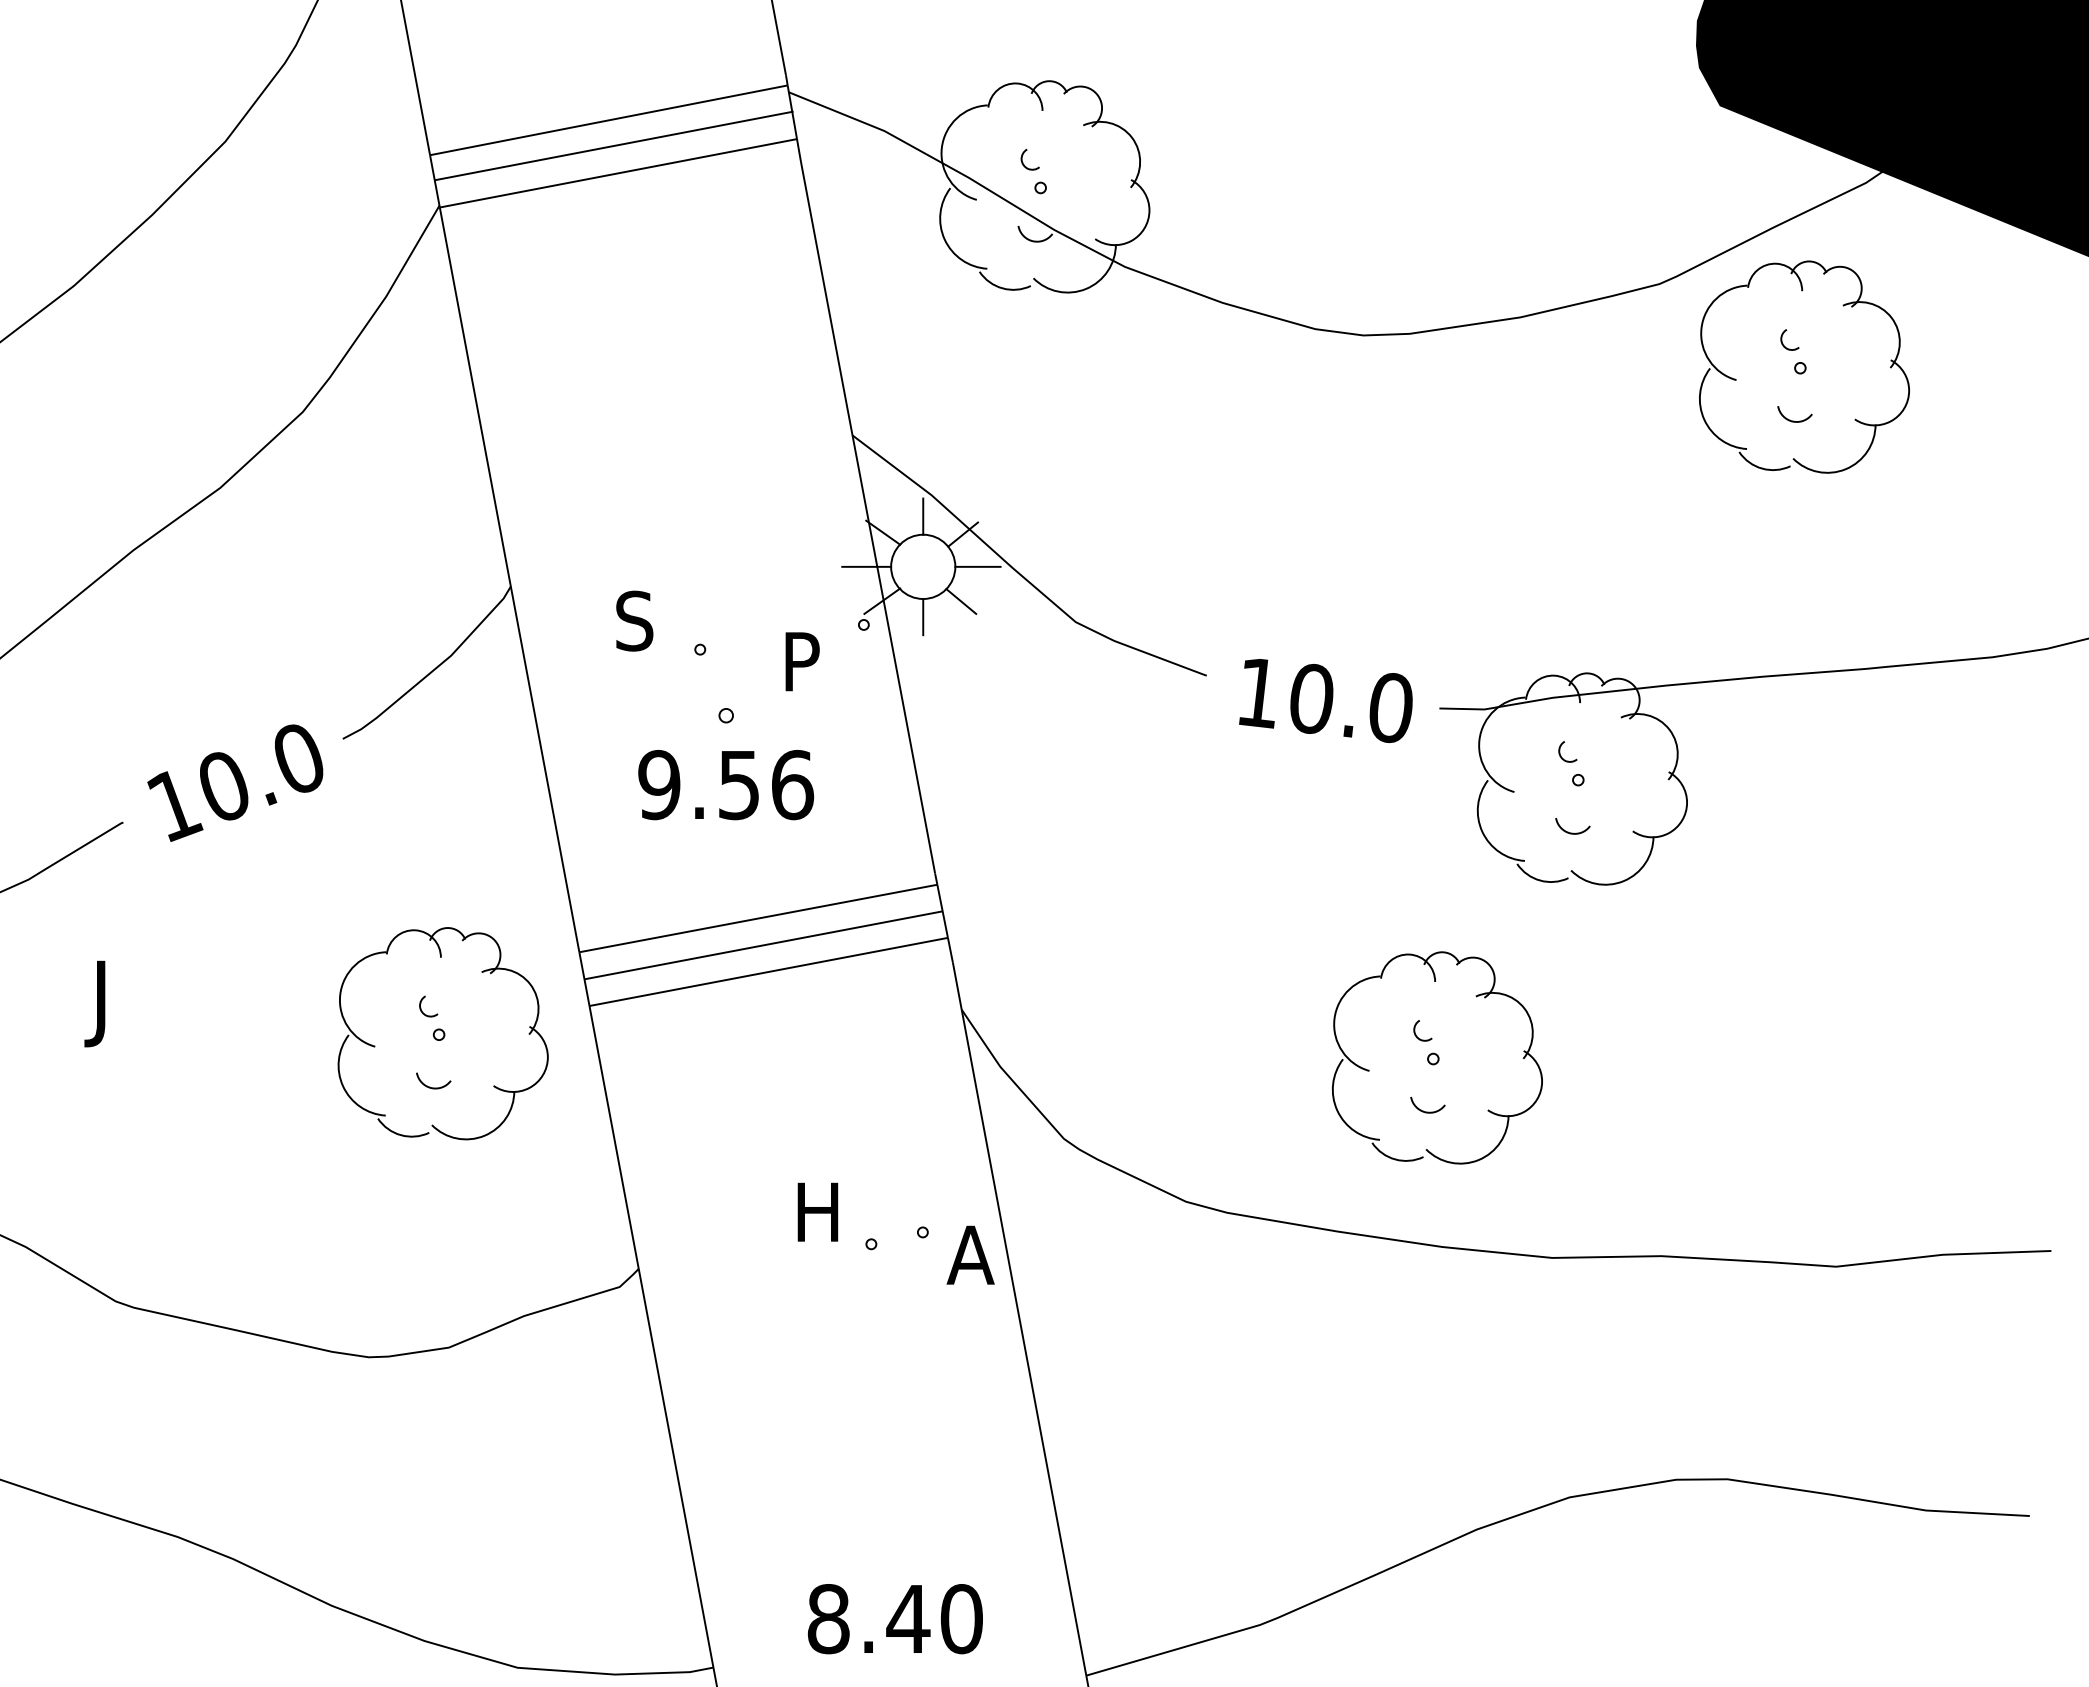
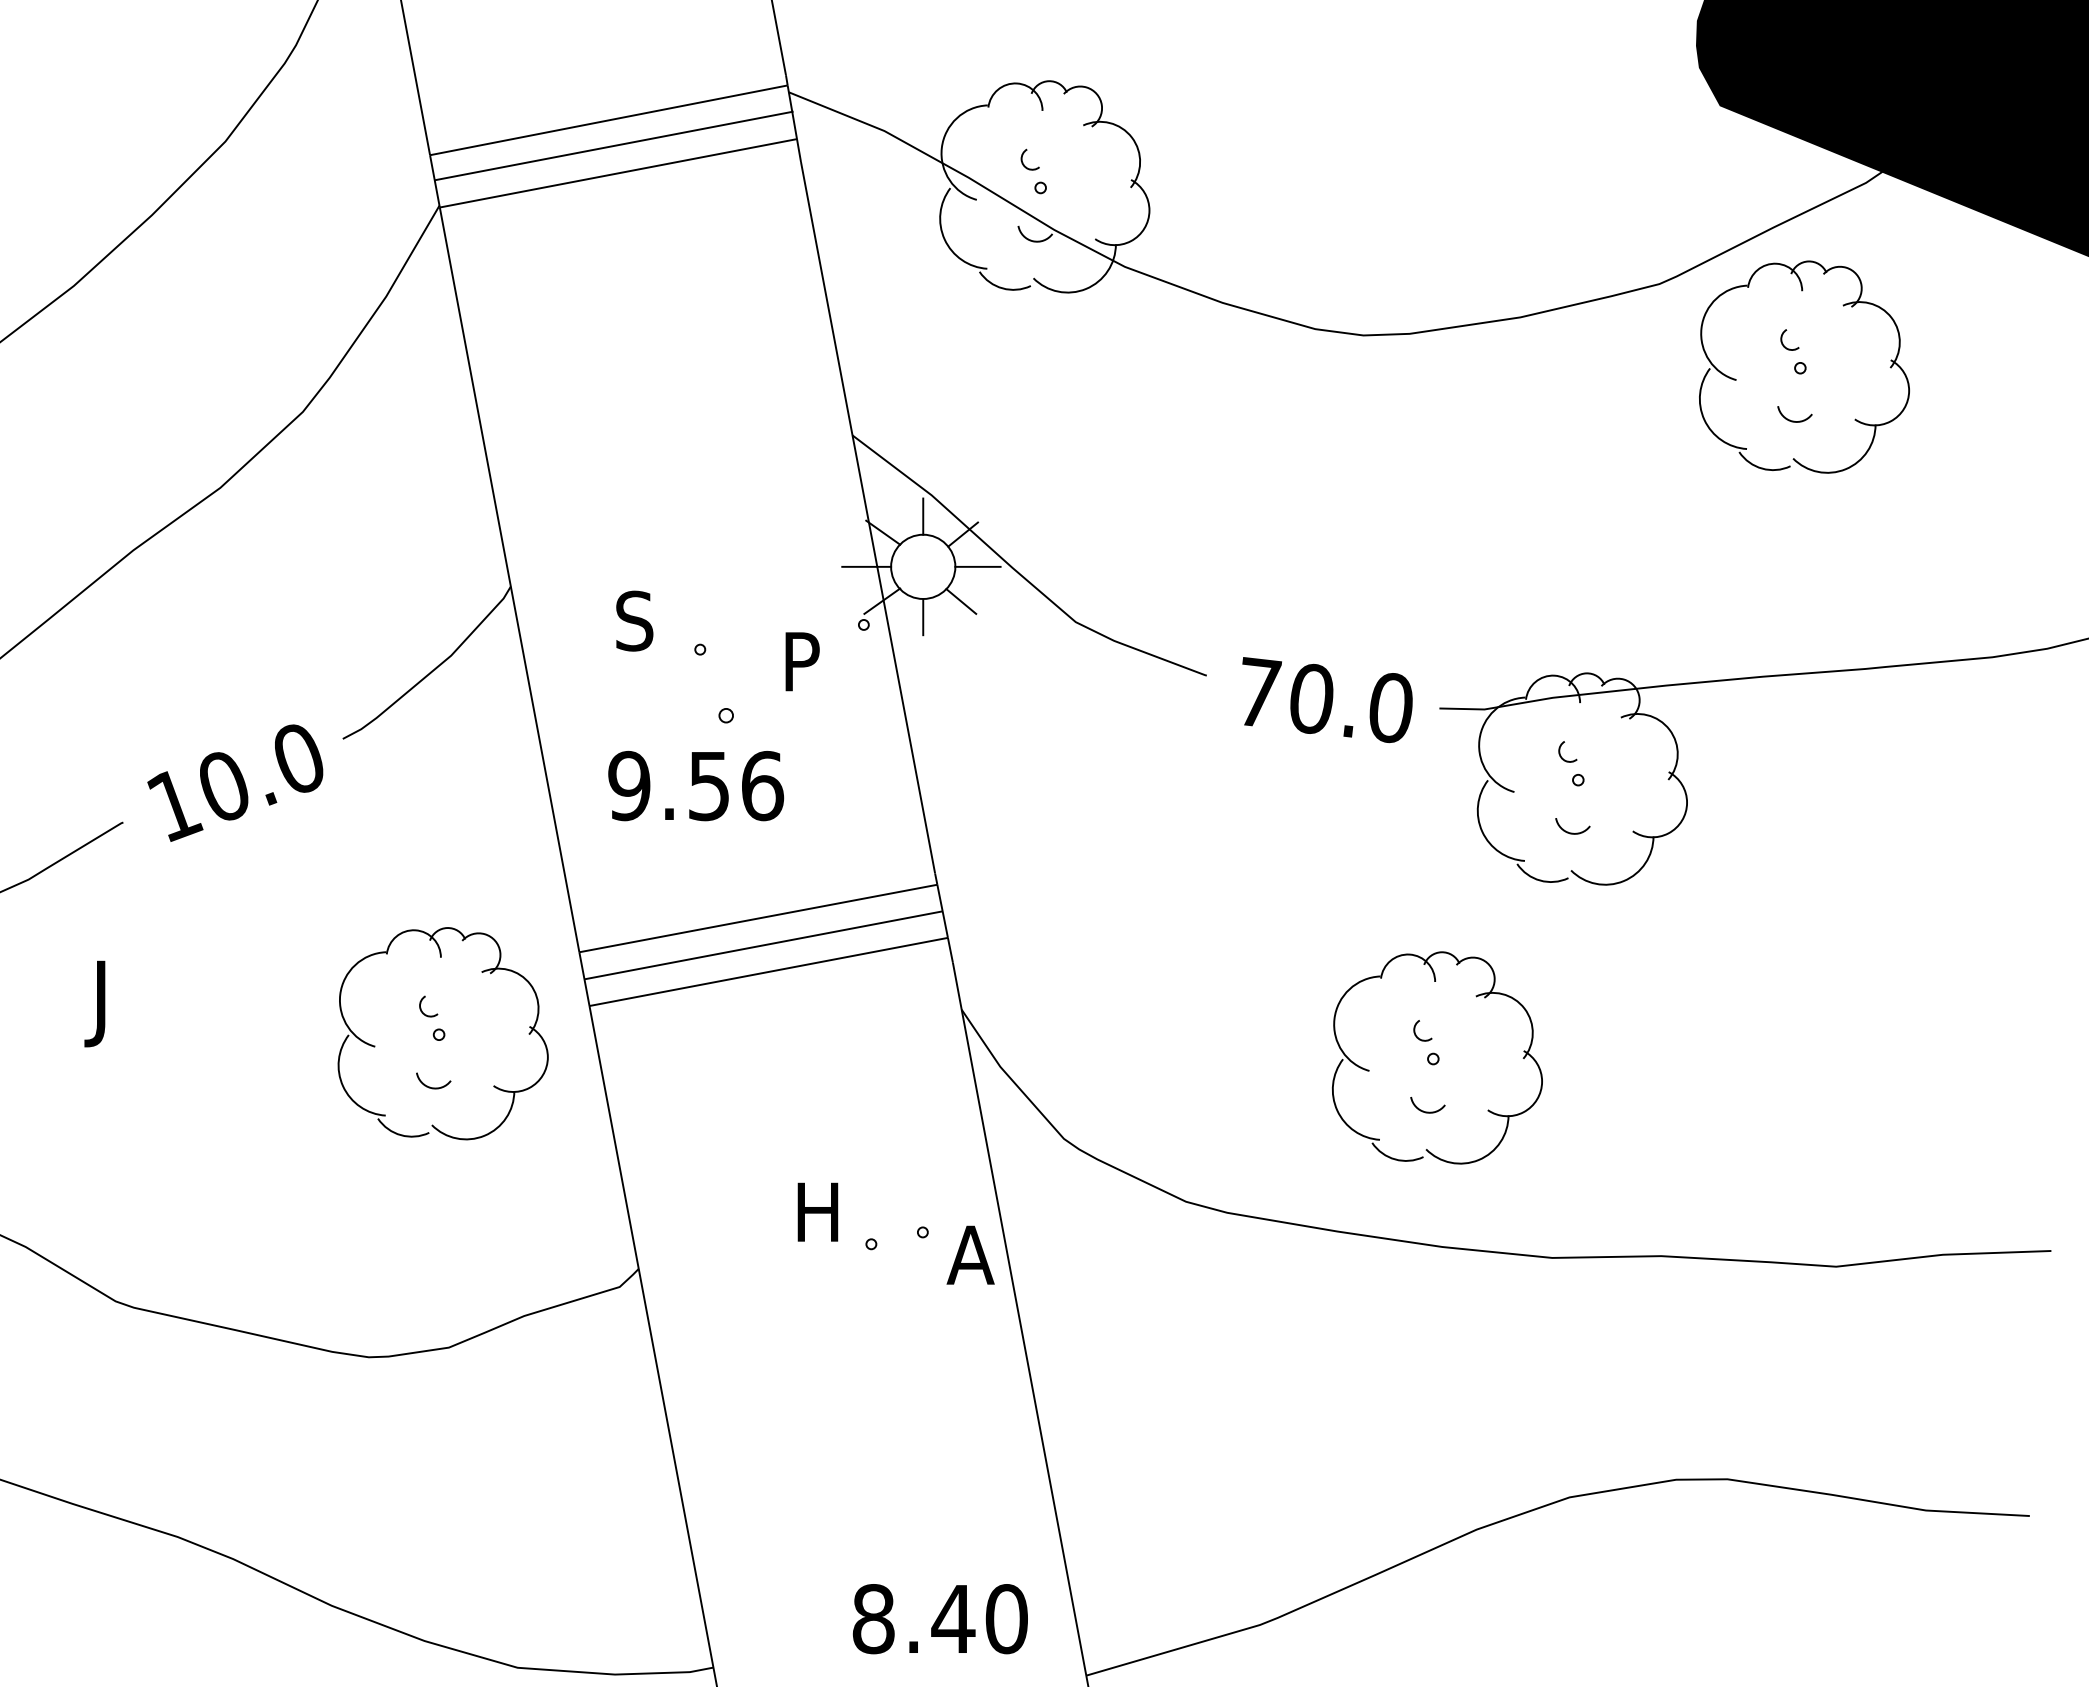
text: 10.0 -> 70.0 (1260, 692)
text position: (726, 785) -> (696, 786) (696, 786)
text position: (894, 1619) -> (939, 1619) (939, 1619)
